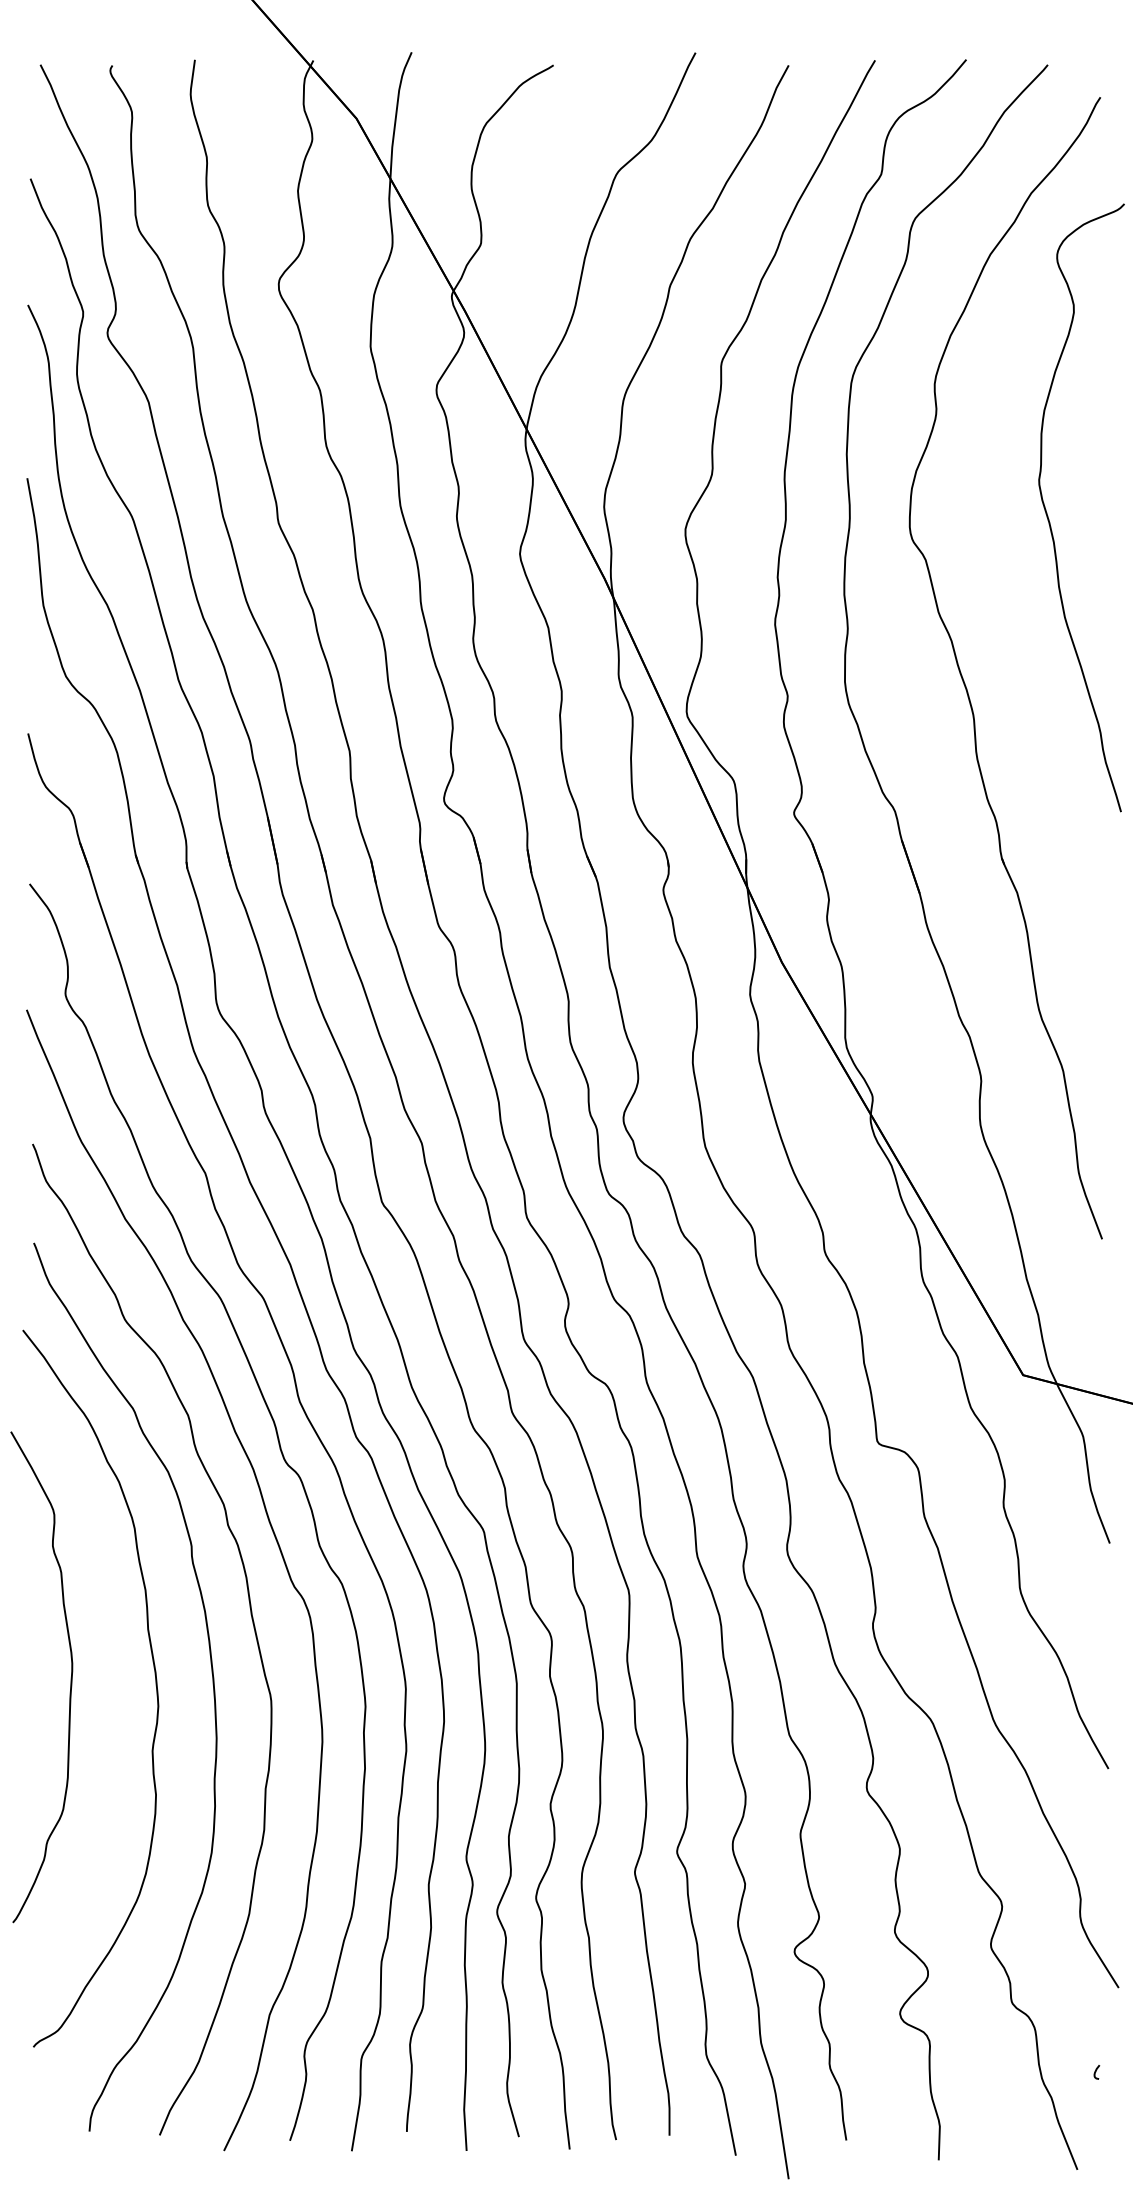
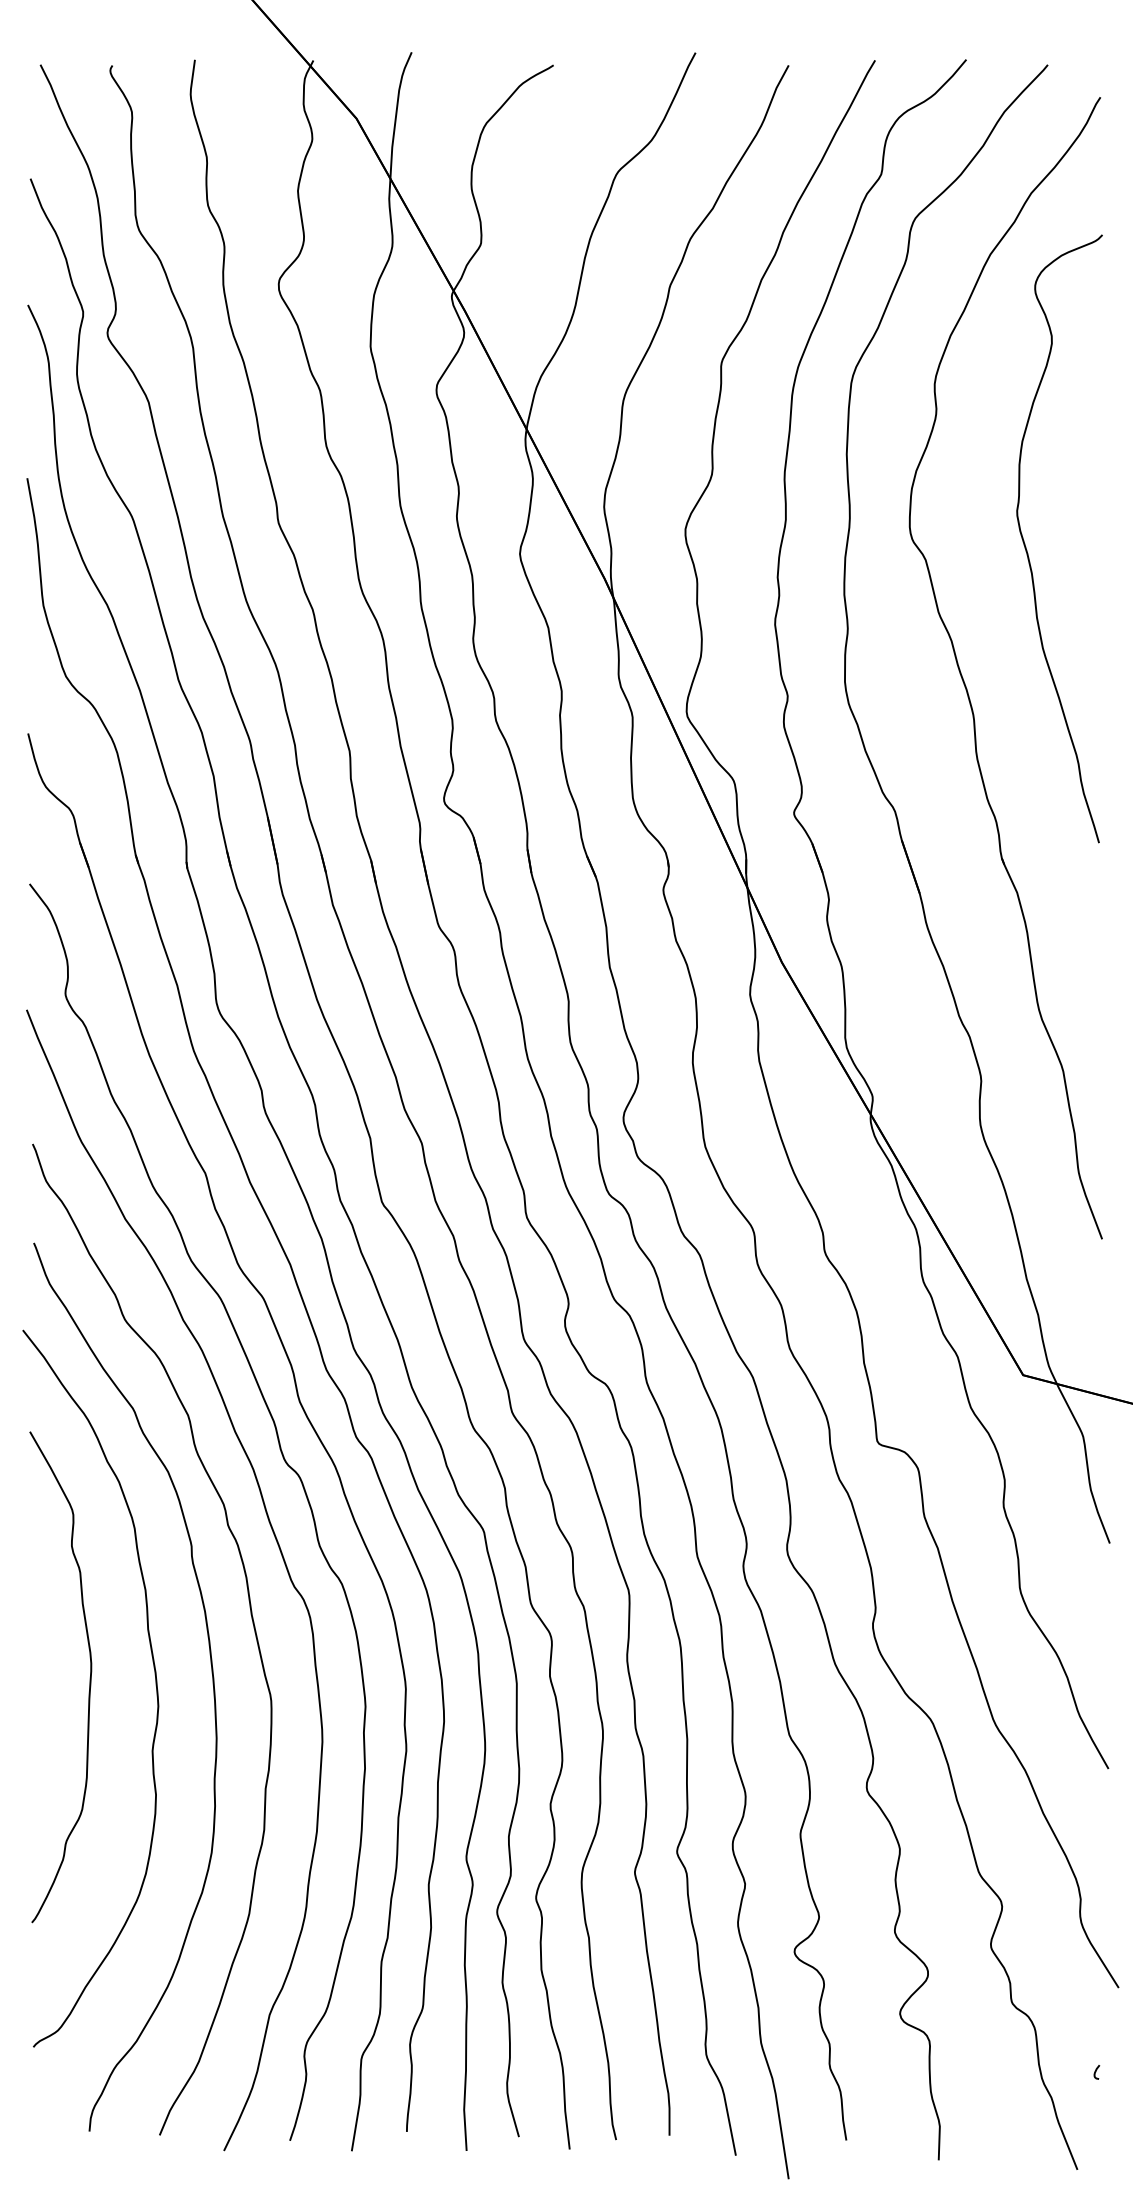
curve position: (1048, 515) -> (1026, 546) (1026, 546)
curve position: (70, 1677) -> (89, 1677) (89, 1677)
